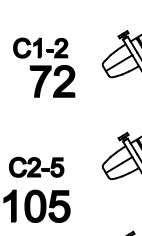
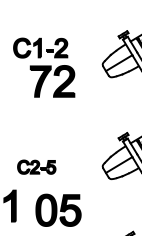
part size: 56x22 px -> 40x16 px (36, 166)
part position: (47, 205) -> (58, 209) (58, 209)
